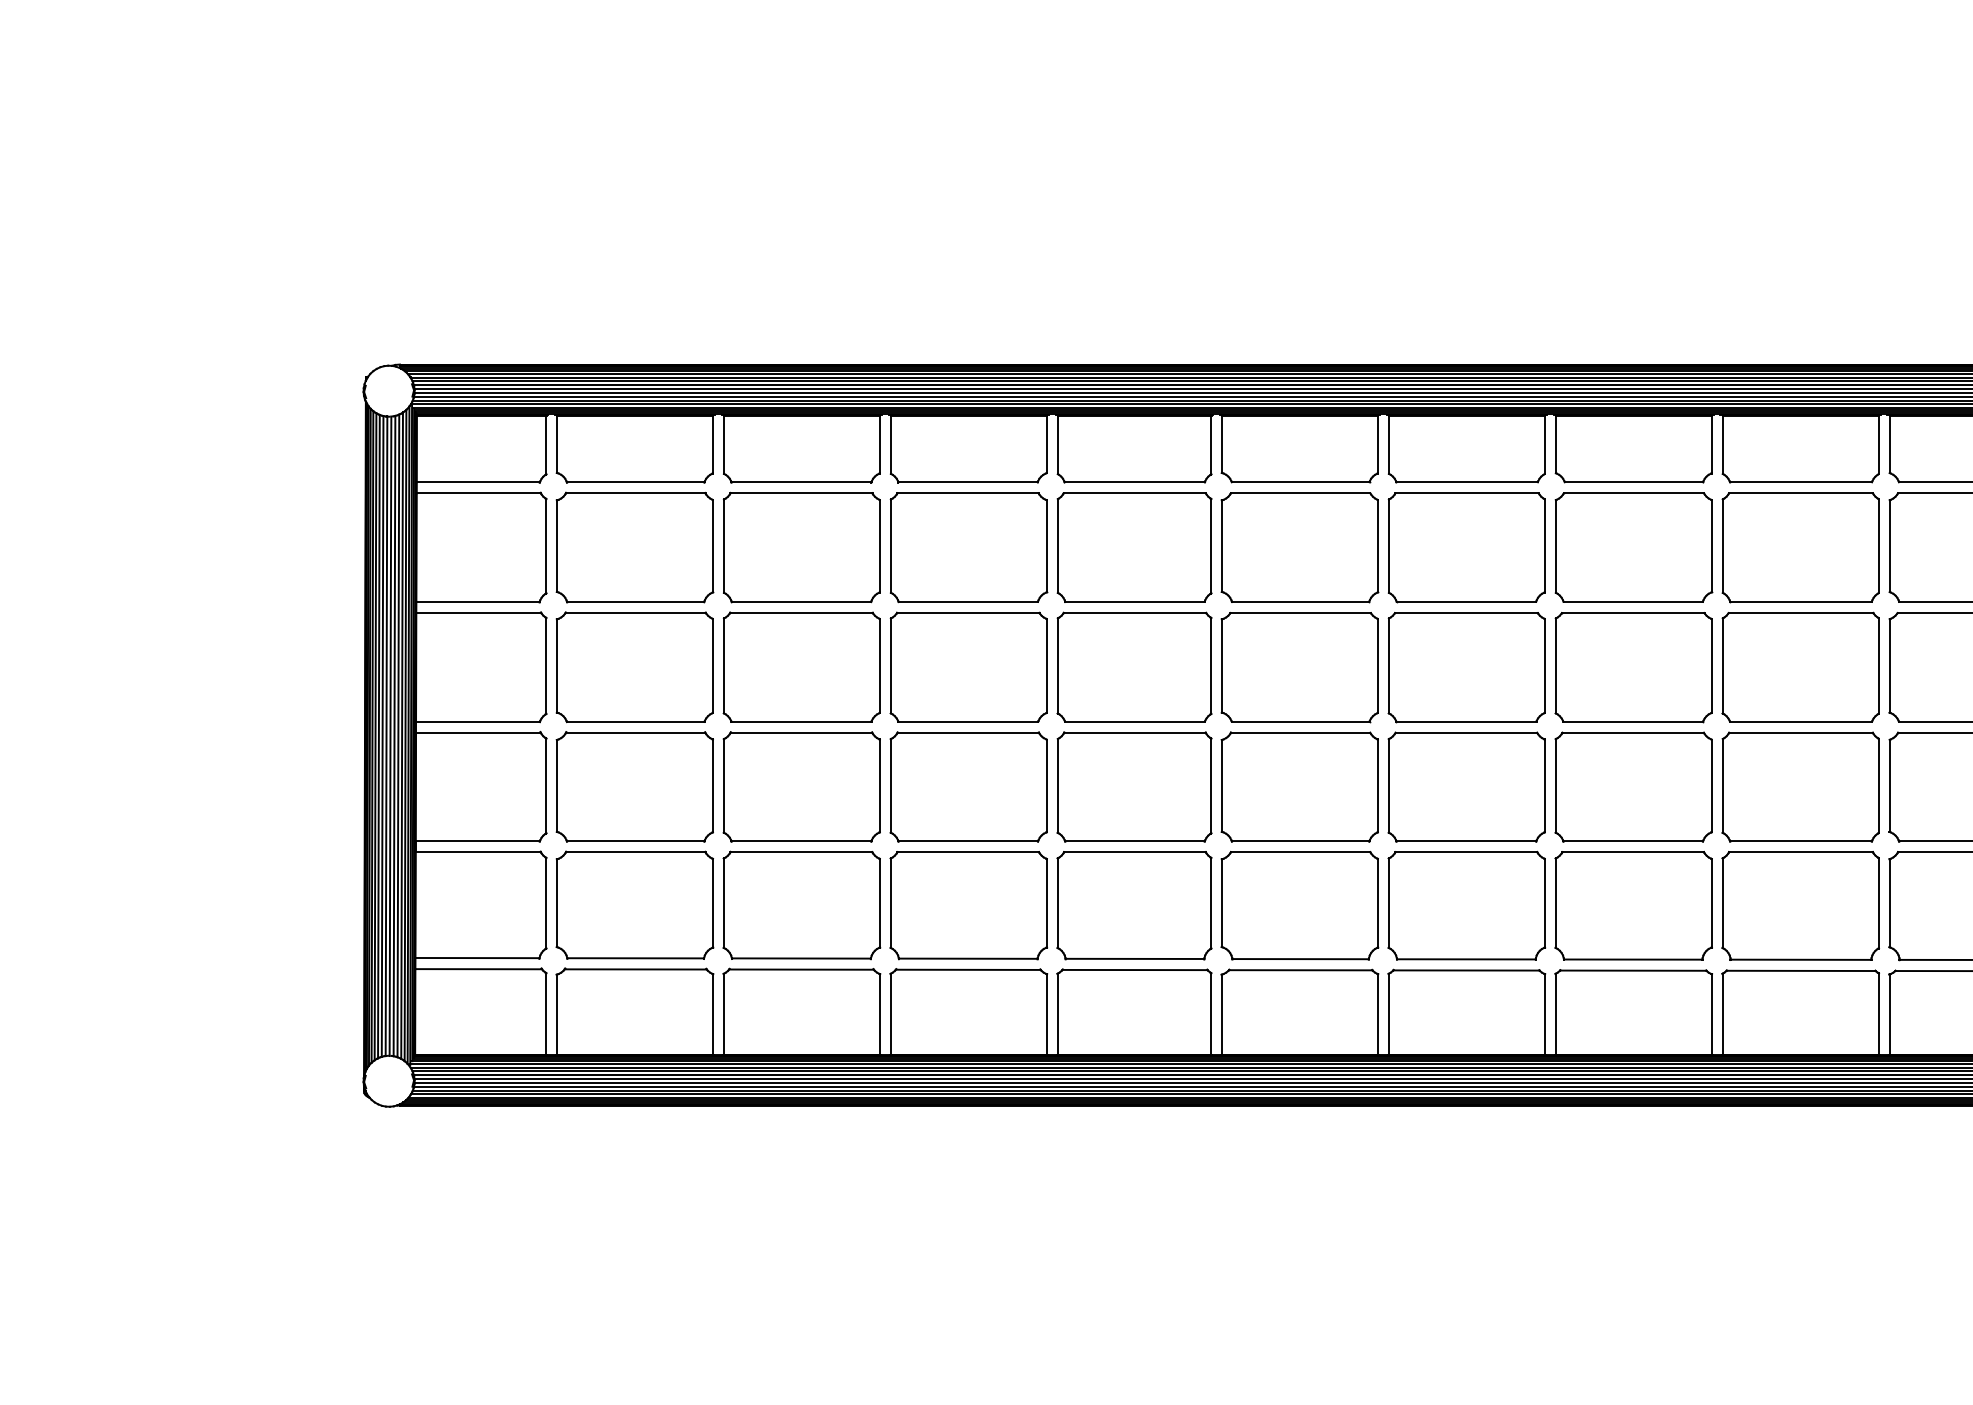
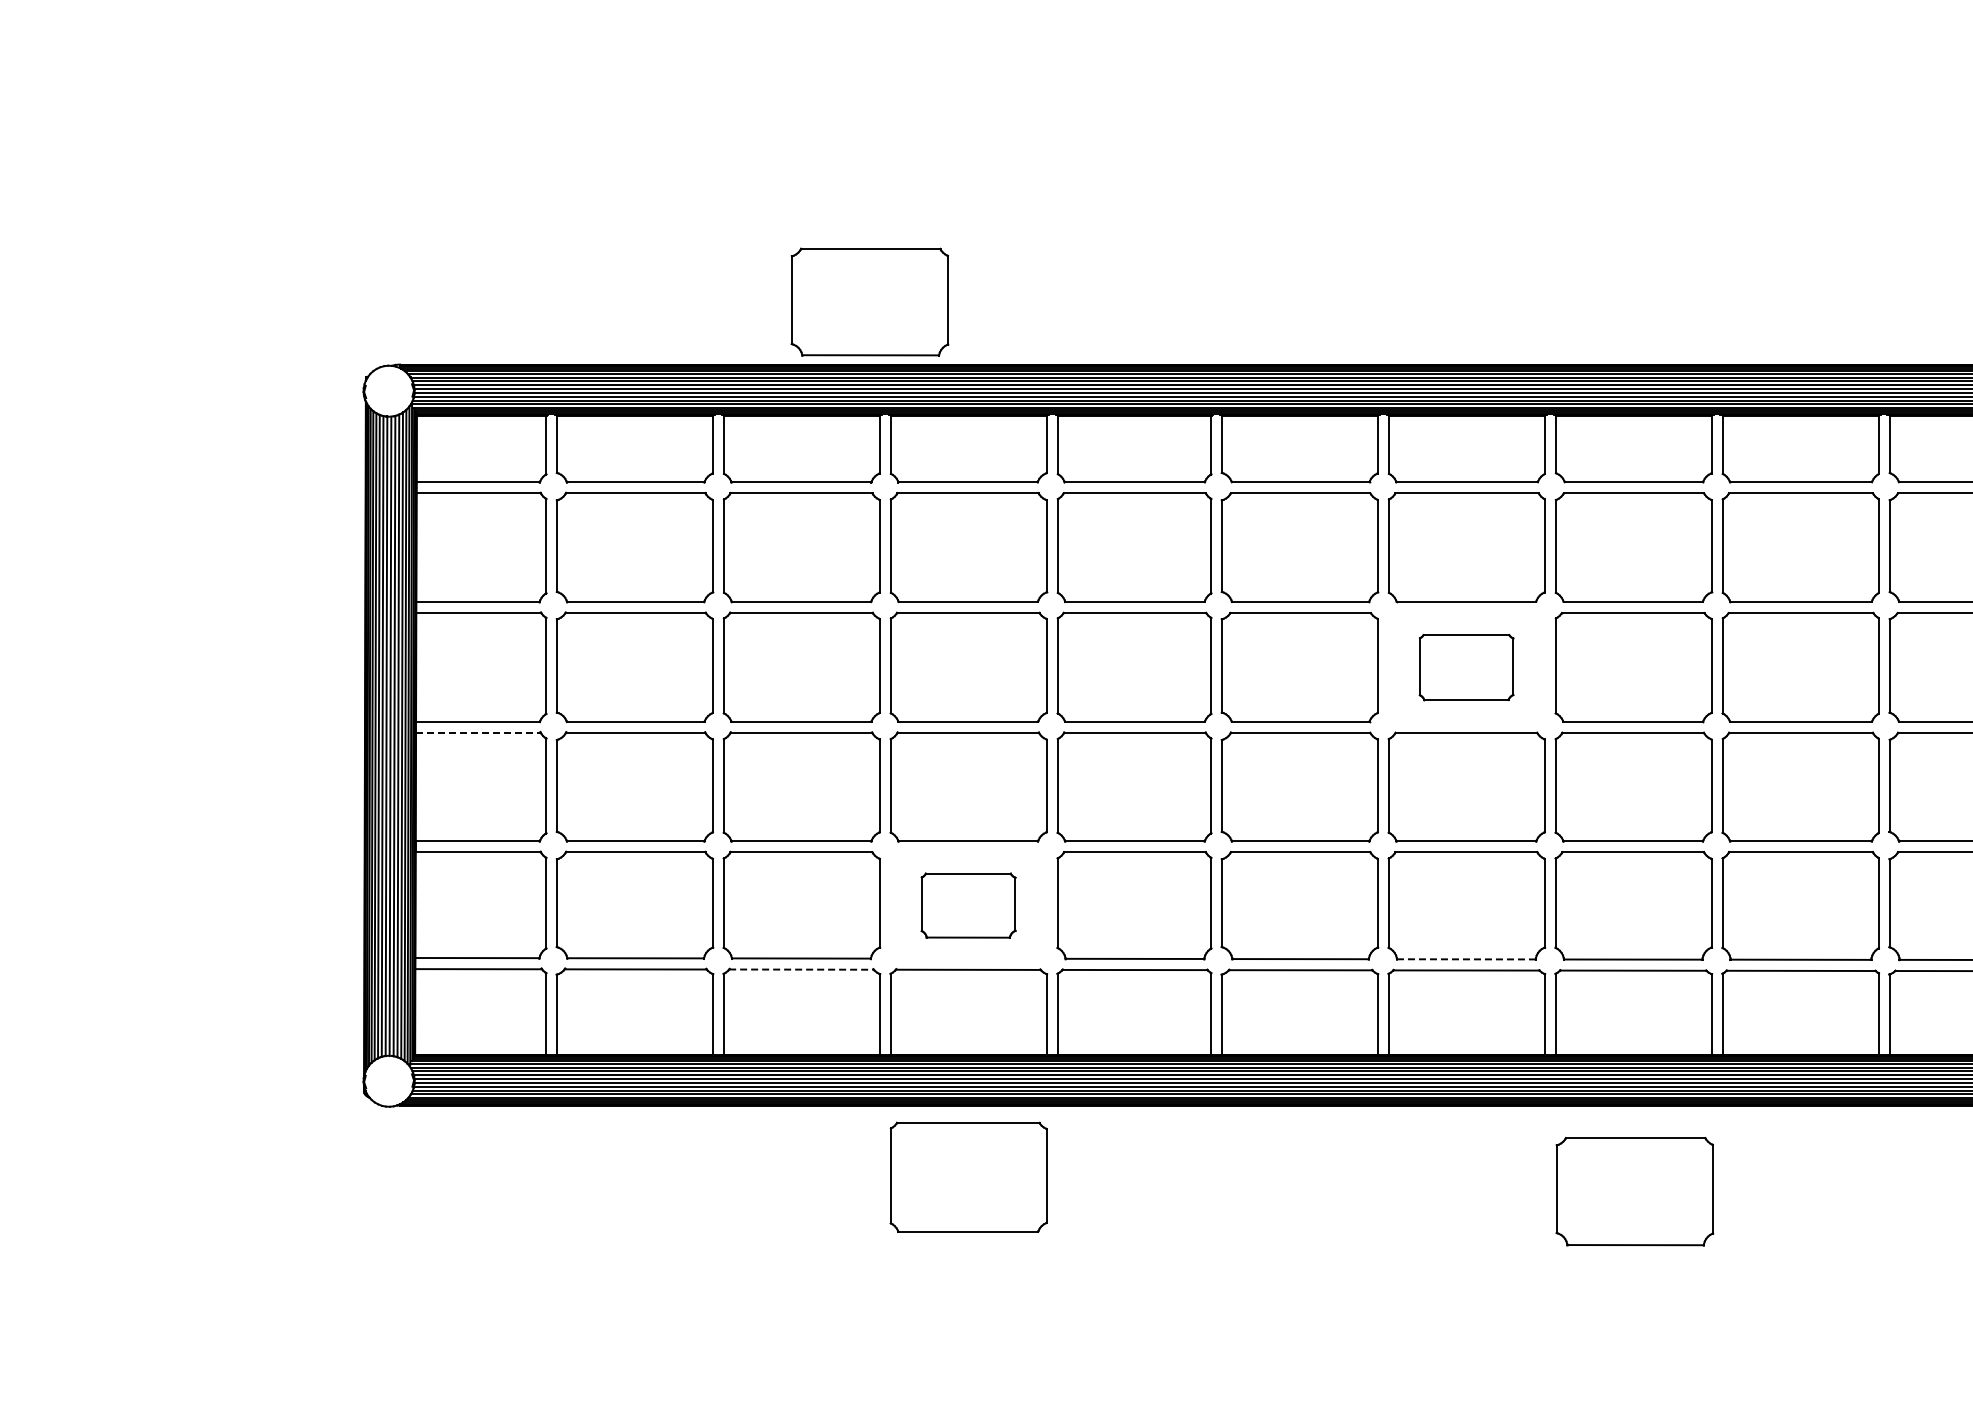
part: none -> present (869, 301)
part size: 159x112 px -> 97x68 px (1466, 667)
line: solid -> dashed (478, 732)
part size: 159x110 px -> 97x67 px (968, 905)
line: solid -> dashed (1466, 959)
line: solid -> dashed (802, 969)
part: none -> present (968, 1176)
part: none -> present (1634, 1191)
